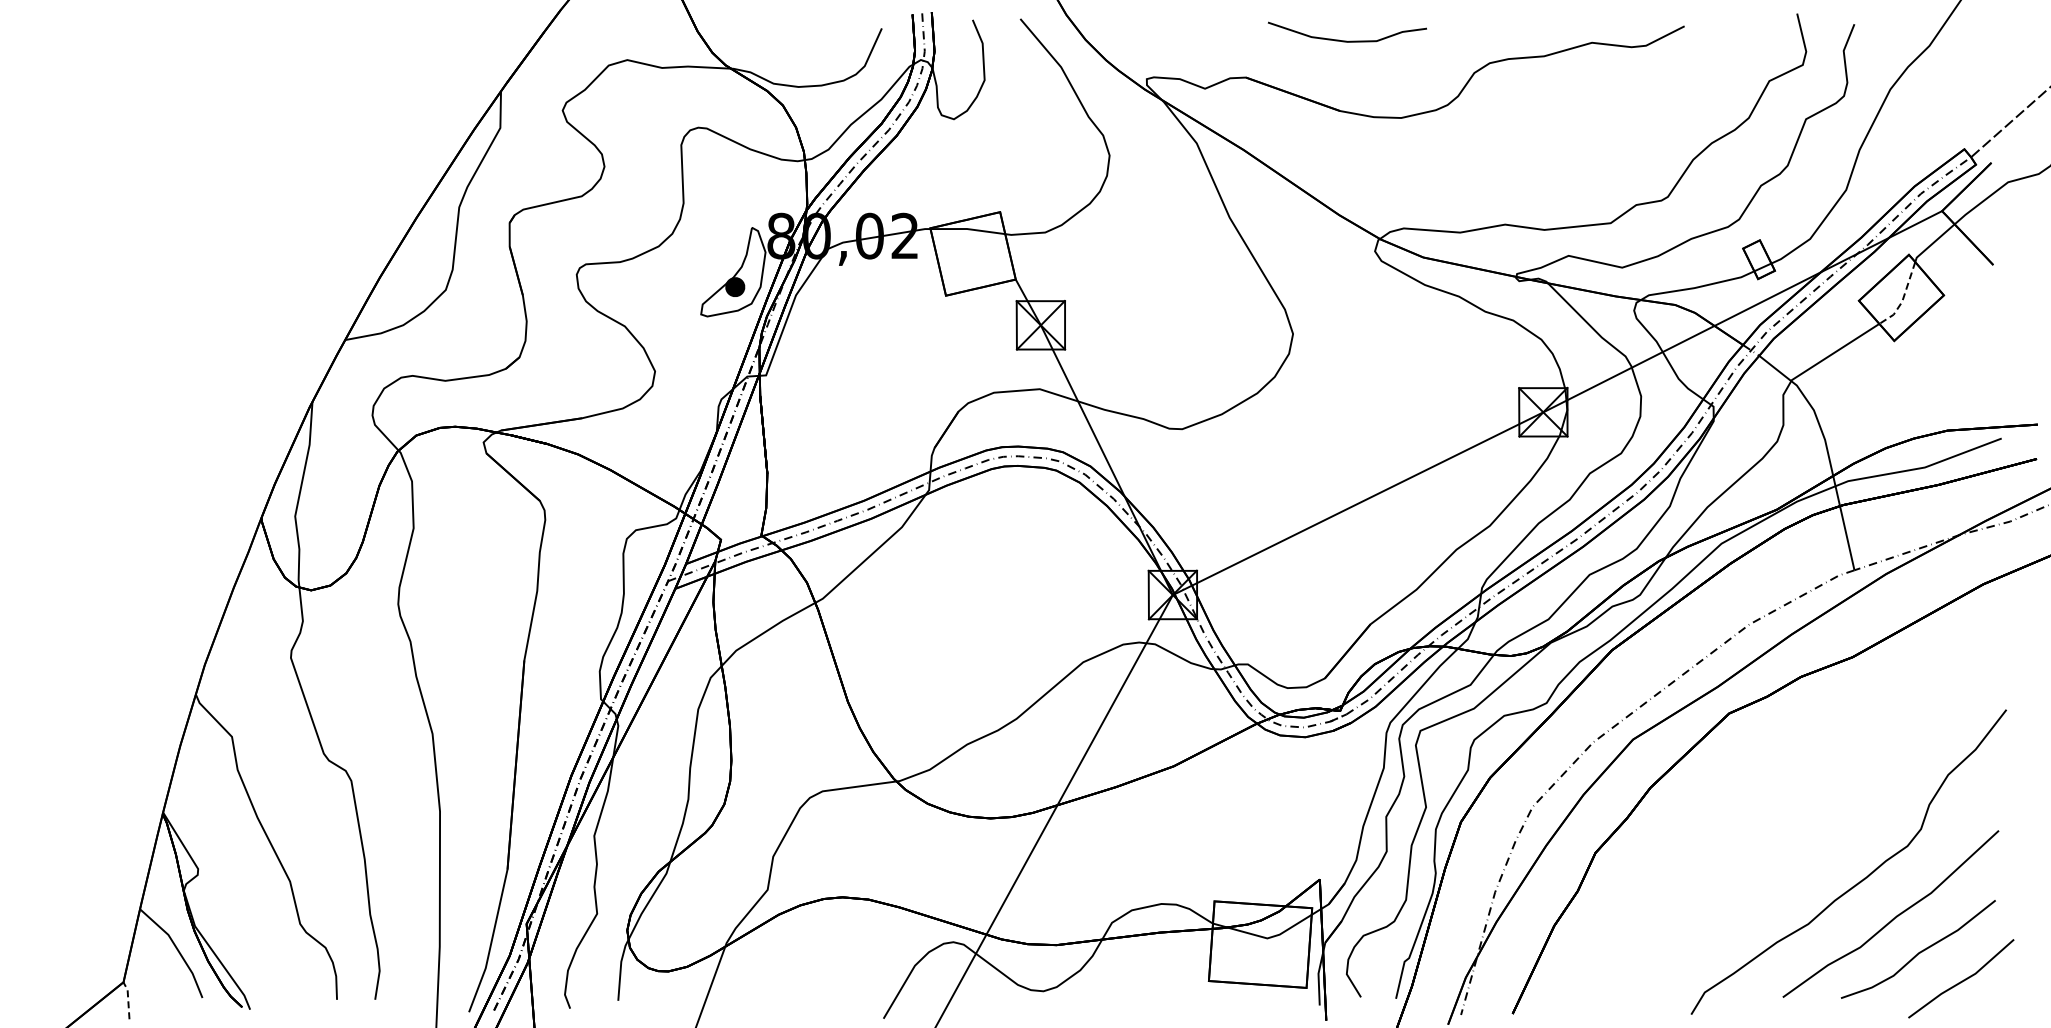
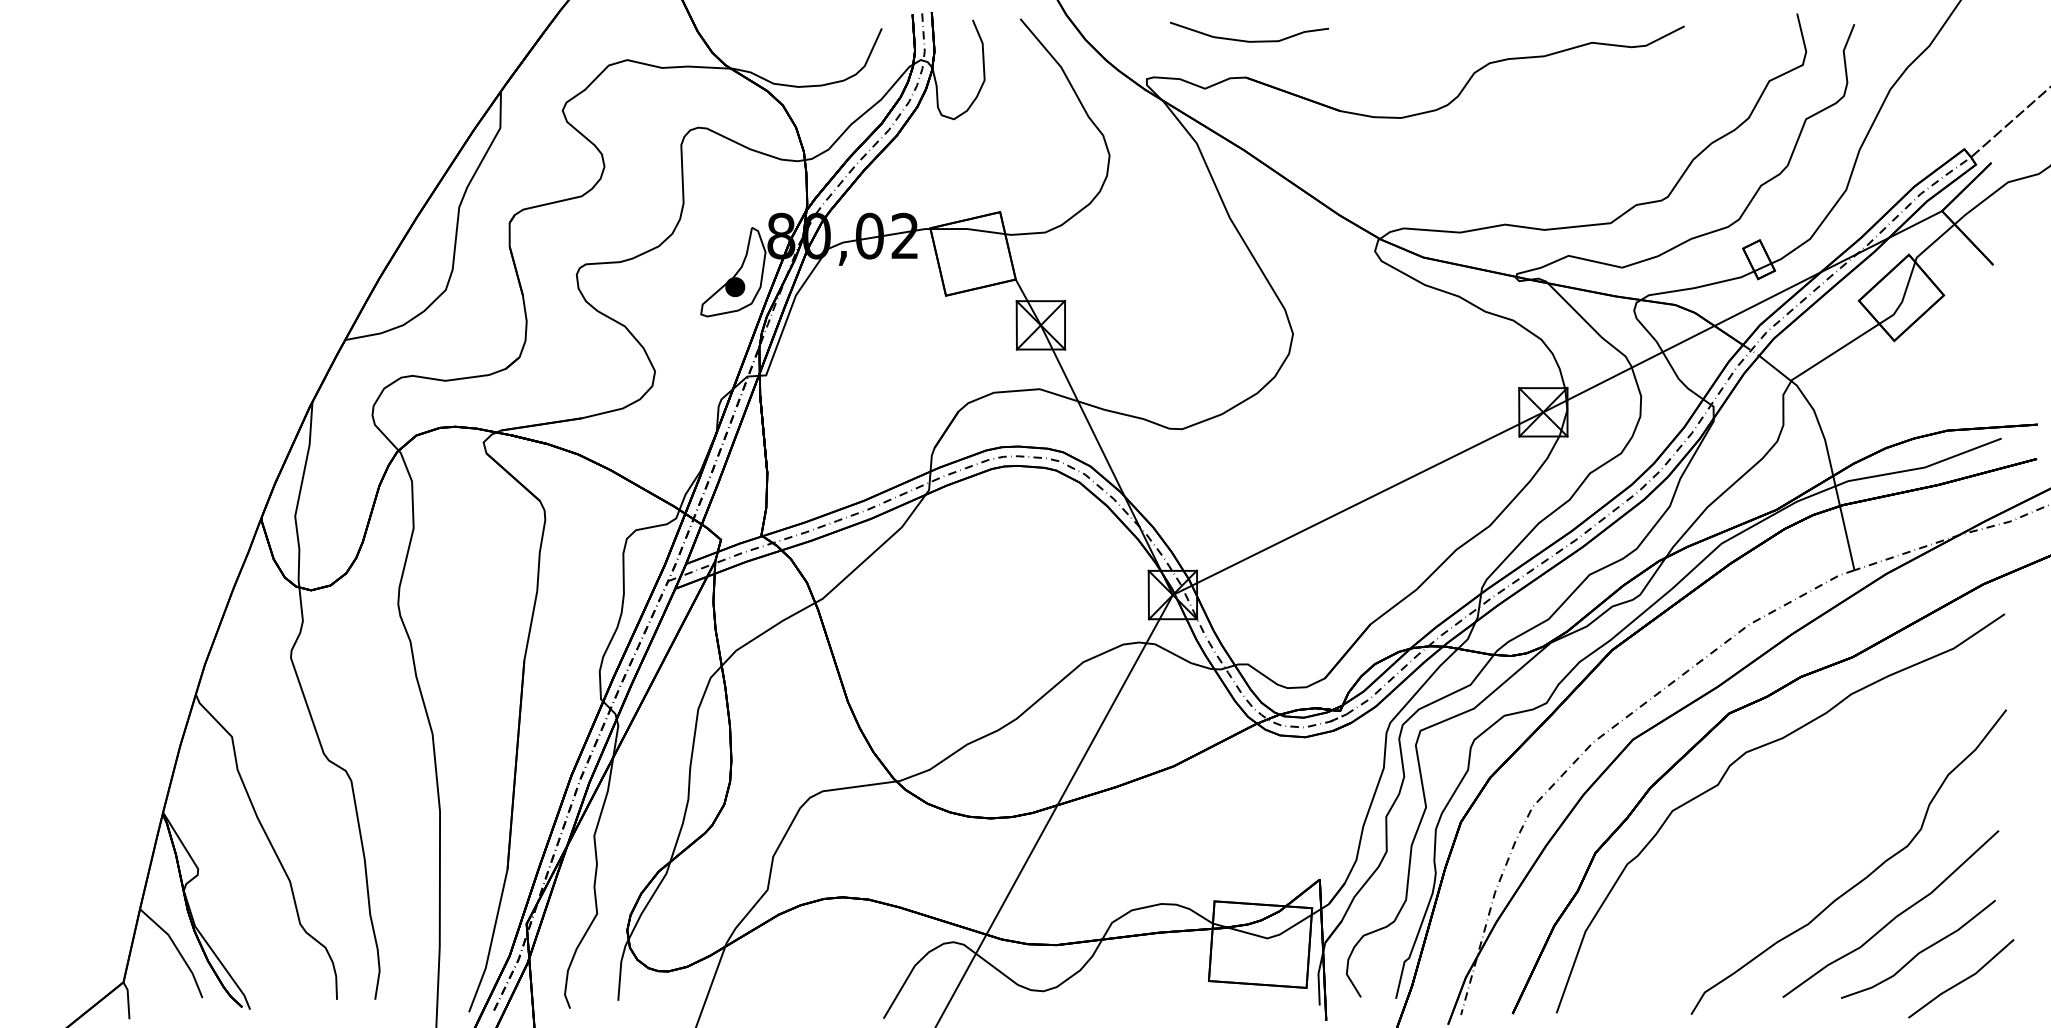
curve position: (1346, 40) -> (1248, 40) (1248, 40)
line: dashed -> solid (1903, 299)
curve: none -> present (1723, 778)
line: dashed -> solid (128, 999)
